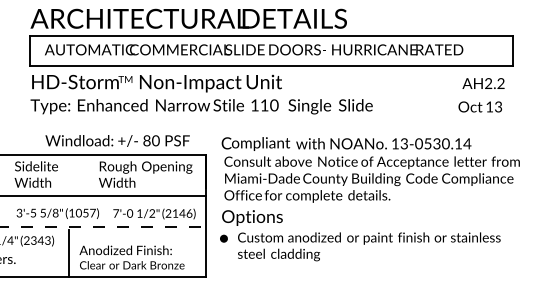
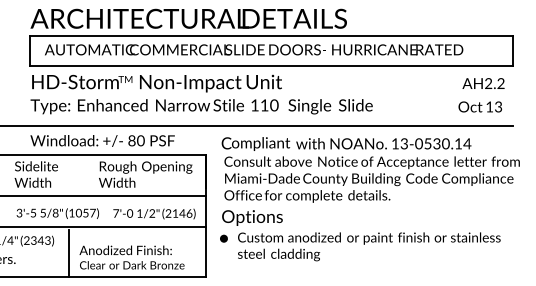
line: none -> present (257, 126)
text position: (117, 140) -> (102, 140) (102, 140)
line: dashed -> solid (103, 226)
